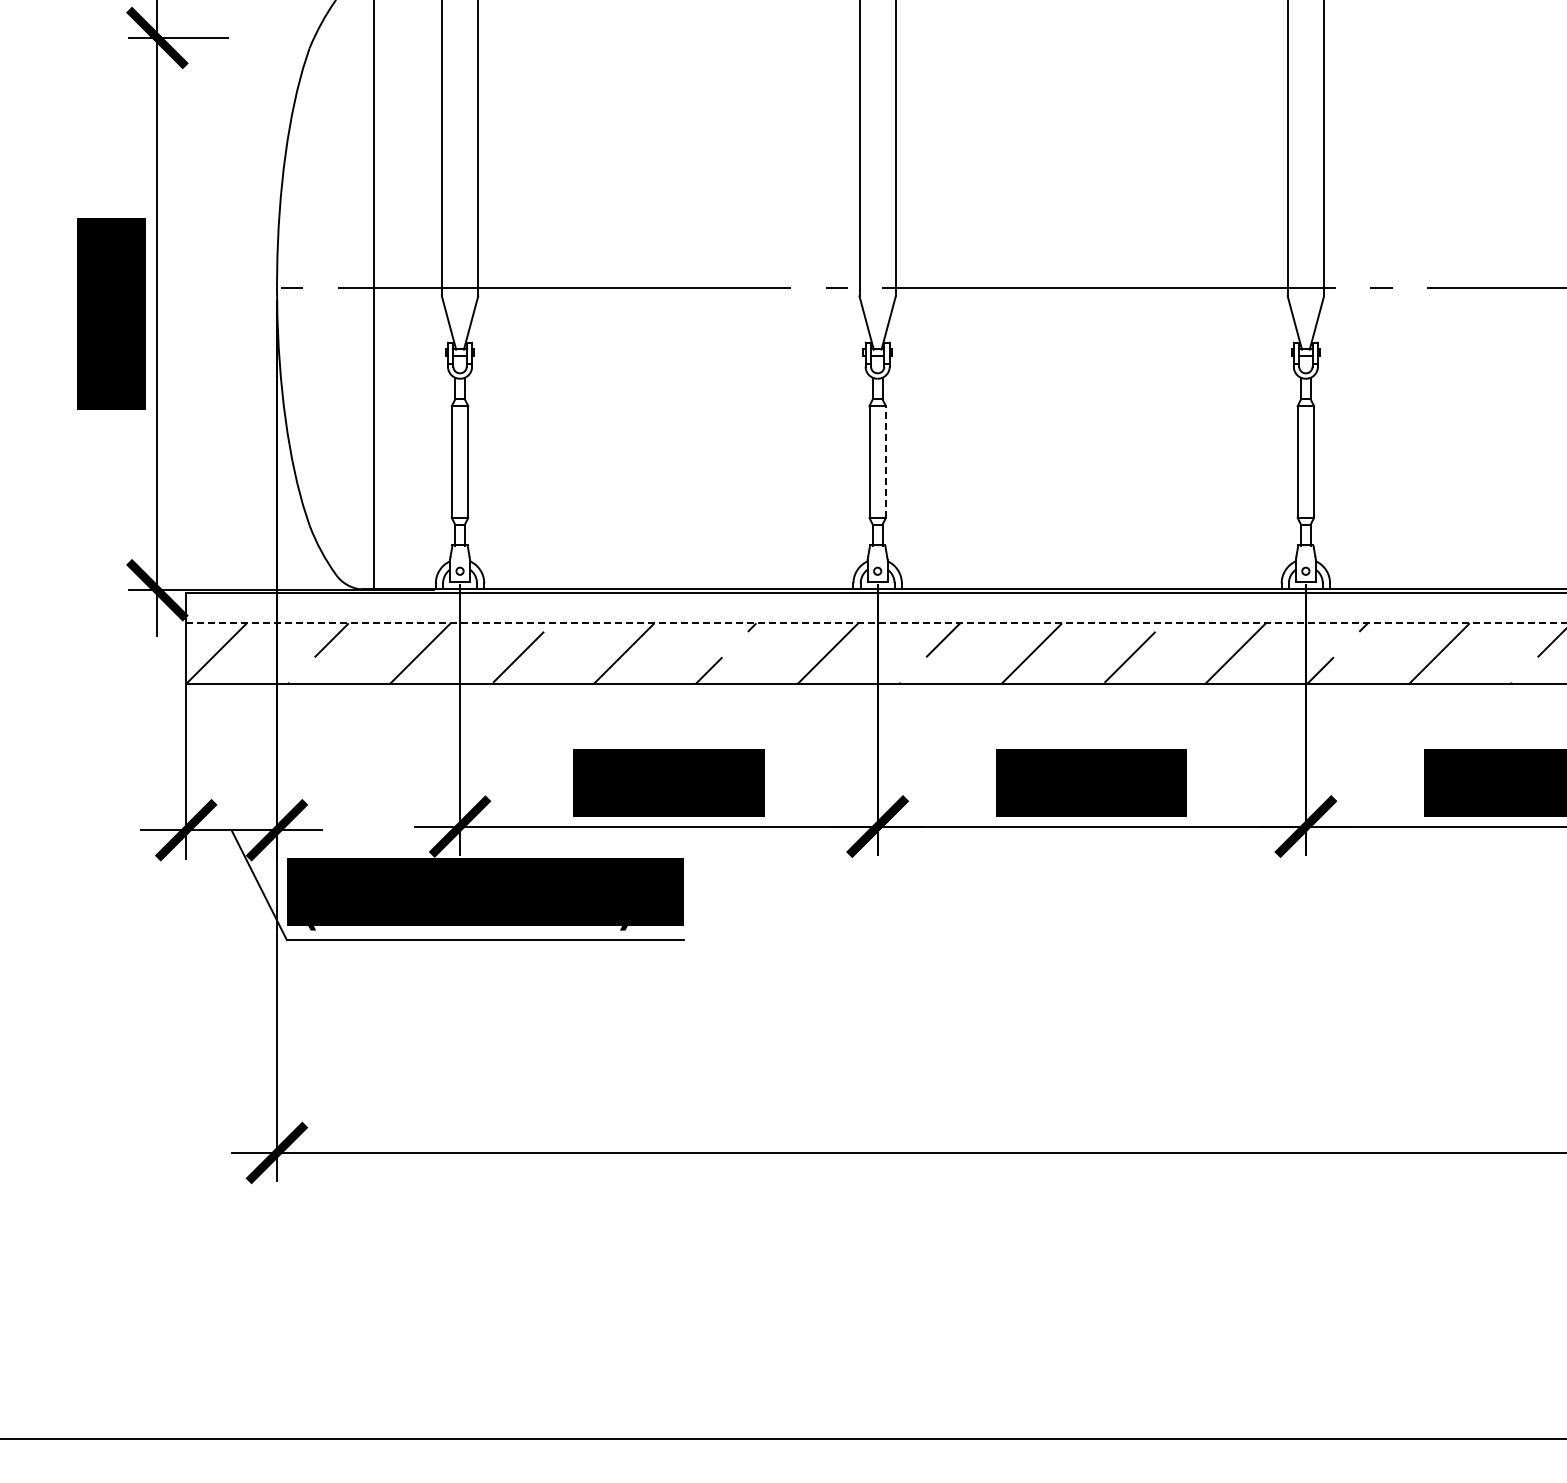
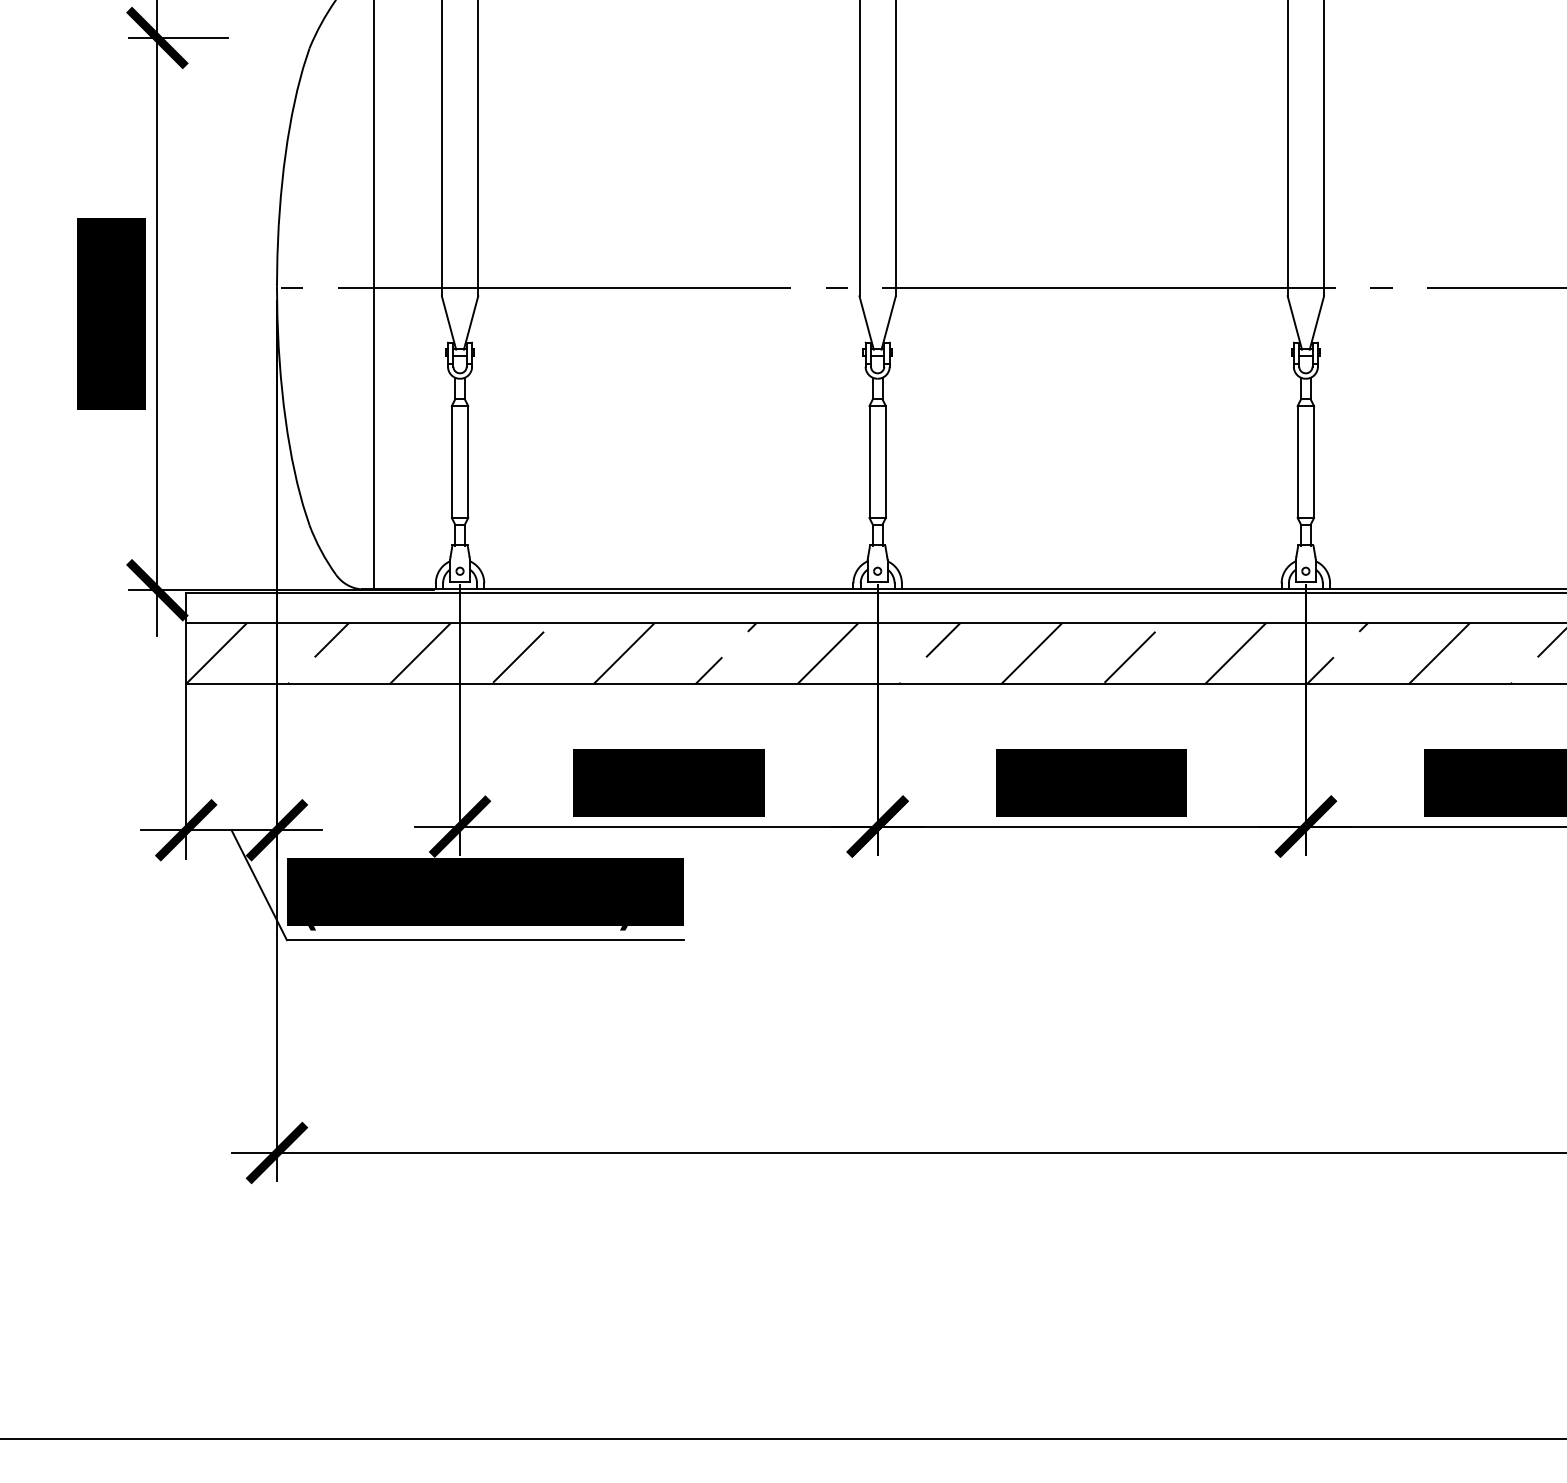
line: dashed -> solid (885, 462)
line: dashed -> solid (877, 623)
